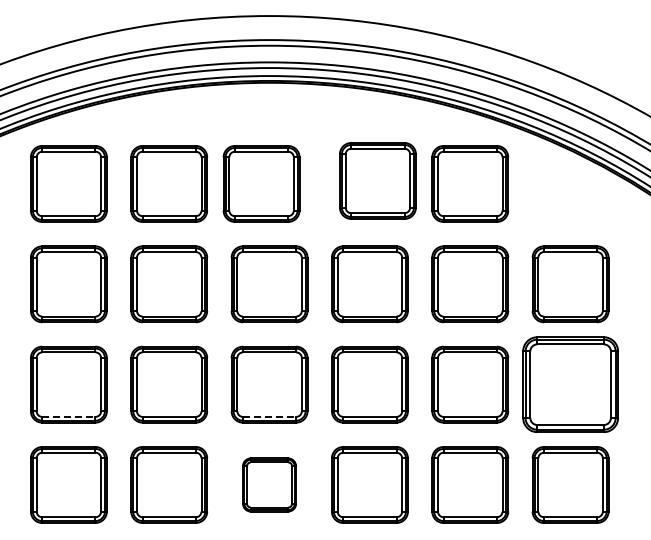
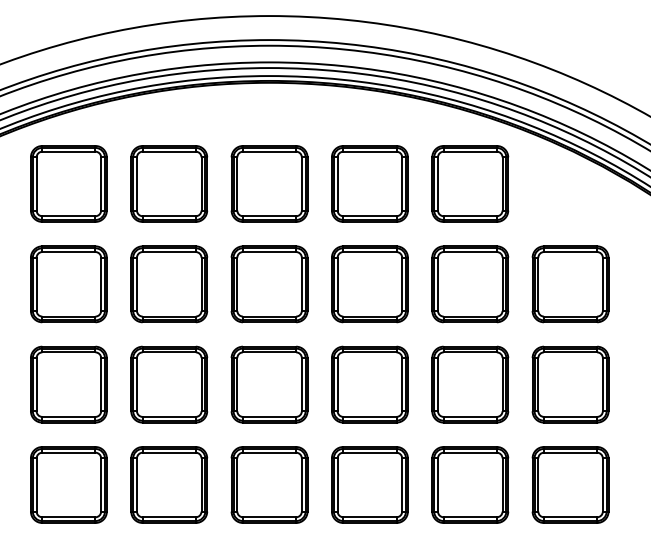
part position: (377, 180) -> (369, 183) (369, 183)
part position: (261, 183) -> (269, 183) (269, 183)
part size: 97x97 px -> 79x79 px (570, 384)
line: dashed -> solid (68, 416)
line: dashed -> solid (269, 416)
part size: 55x56 px -> 79x78 px (269, 484)
